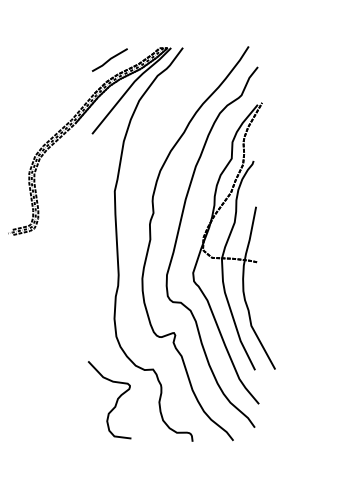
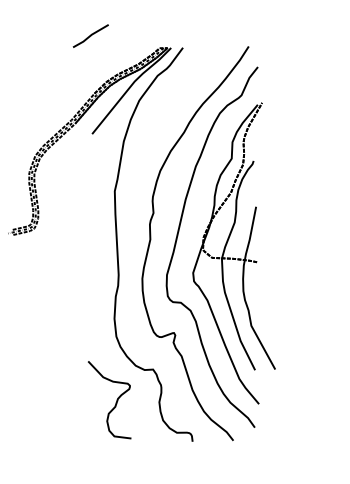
line position: (109, 59) -> (90, 35) (90, 35)
